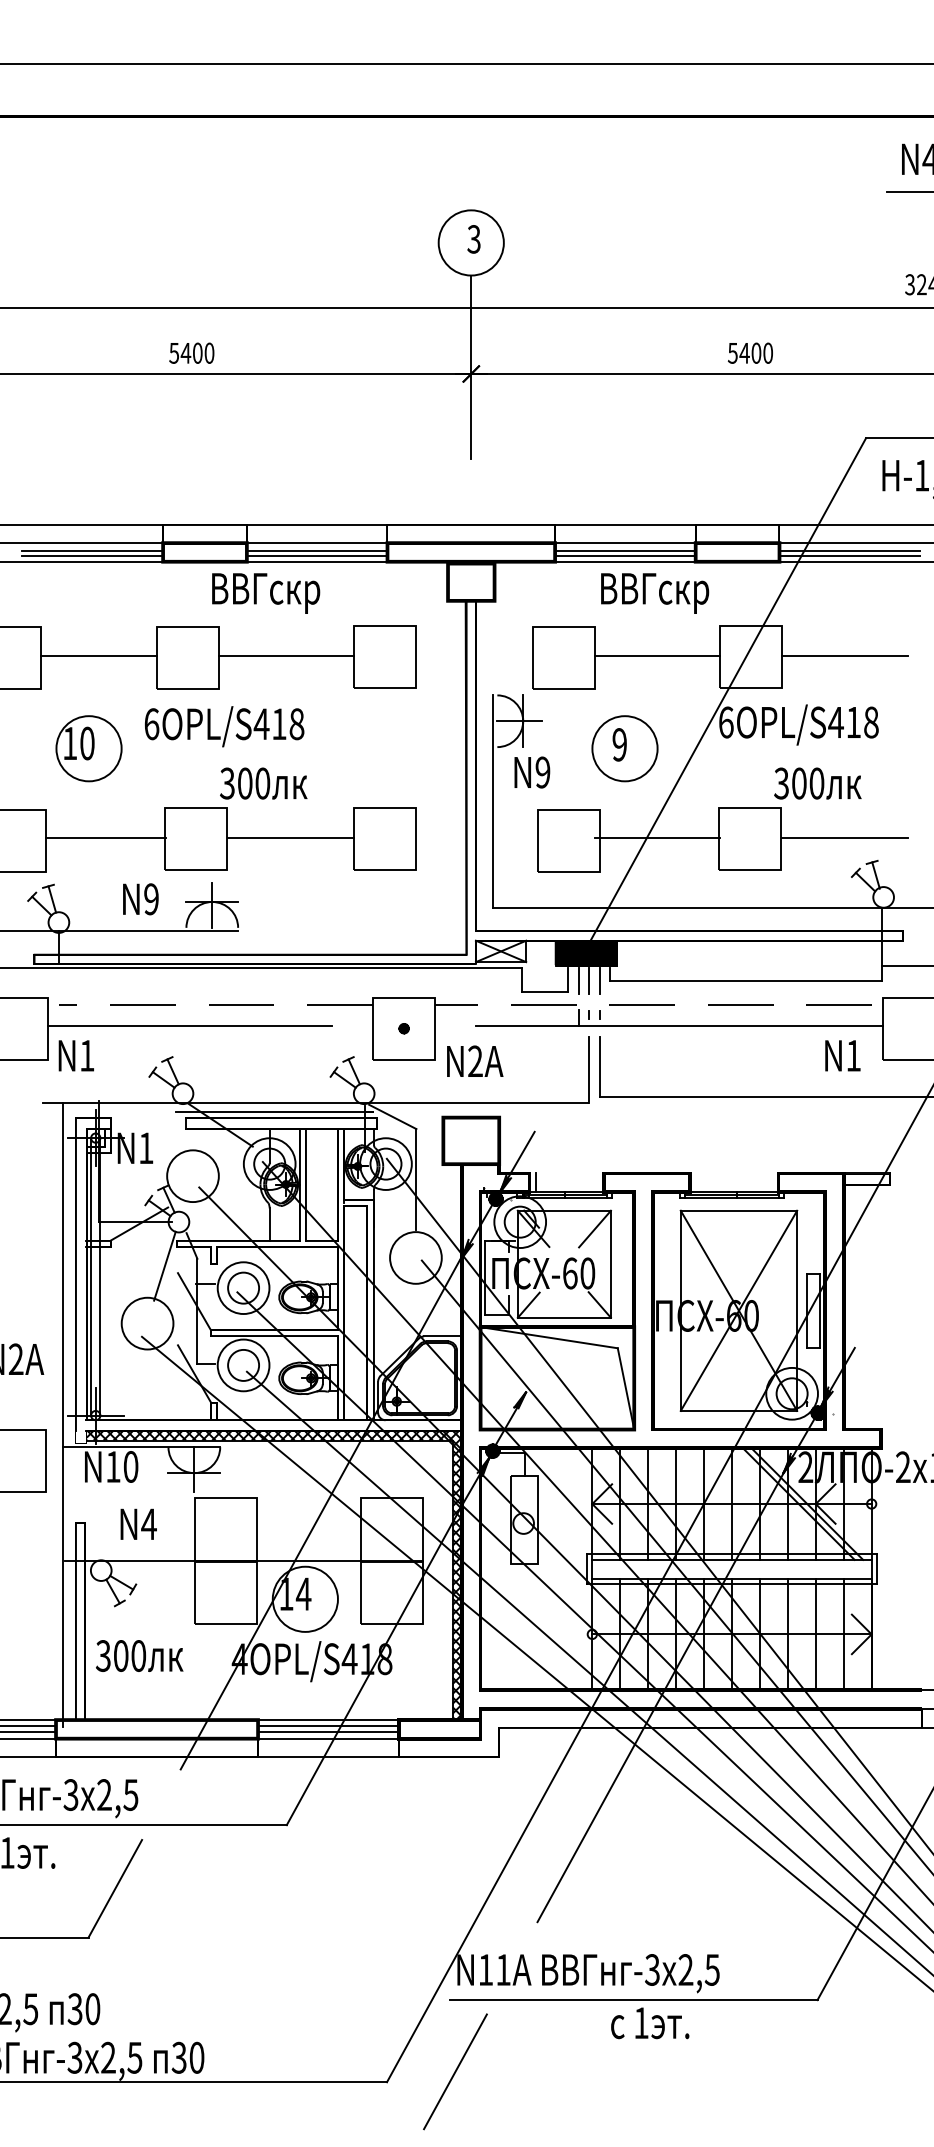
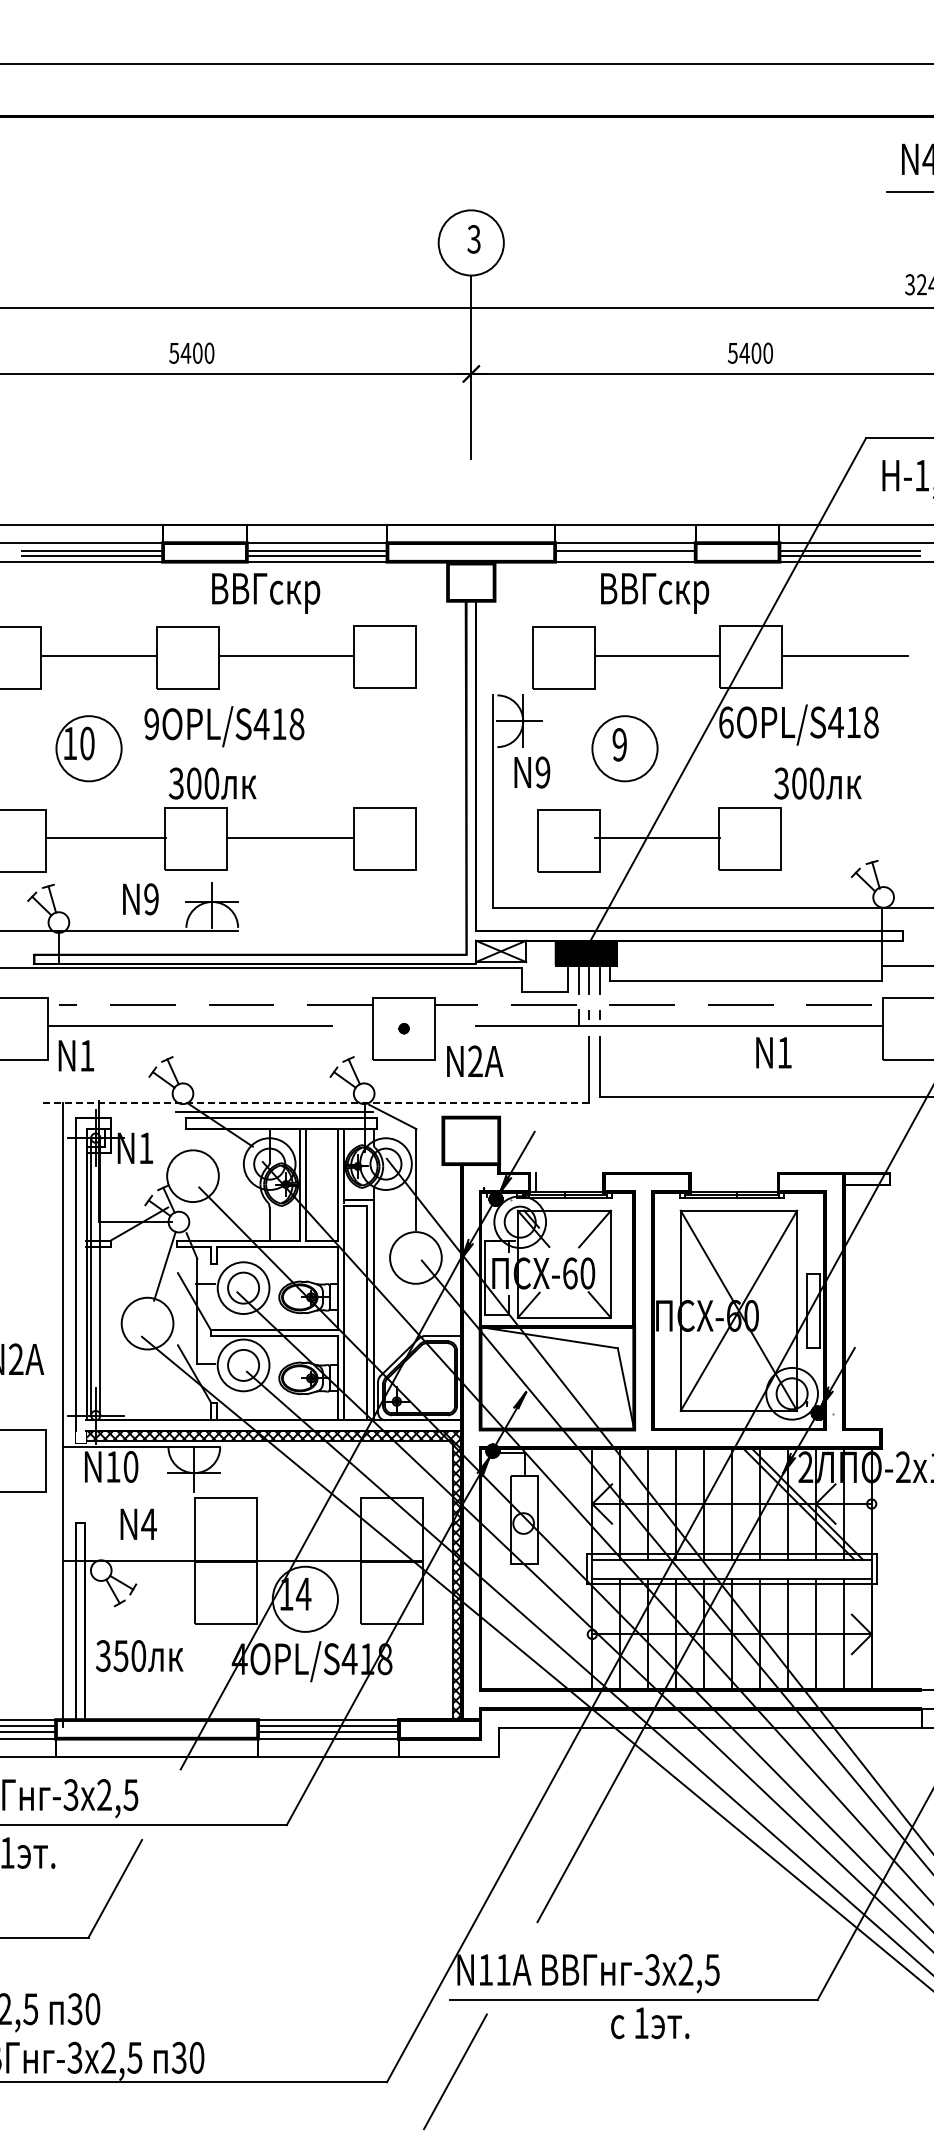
line: present -> none (625, 556)
text: 6OPL/S418 -> 9OPL/S418 (151, 724)
text position: (263, 783) -> (212, 783) (212, 783)
line: present -> none (844, 837)
text position: (842, 1055) -> (773, 1052) (773, 1052)
line: solid -> dashed (315, 1102)
text: 300 -> 350 (120, 1655)
